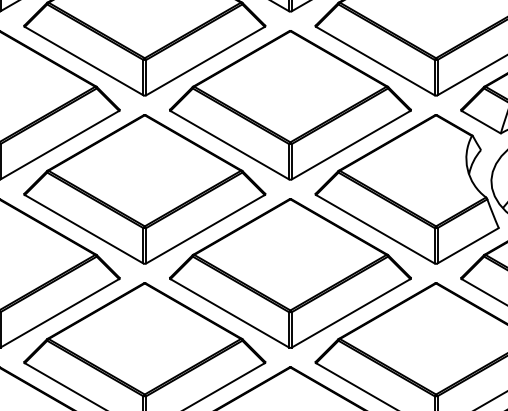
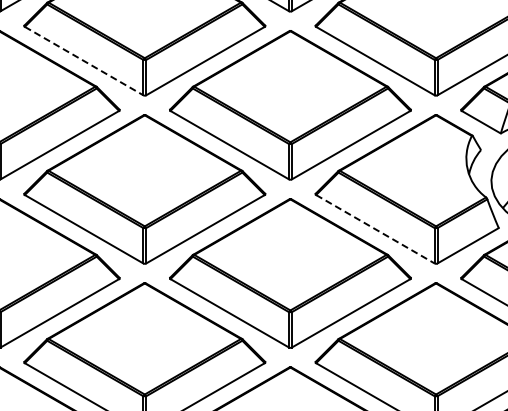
line: solid -> dashed (84, 61)
line: solid -> dashed (375, 229)
